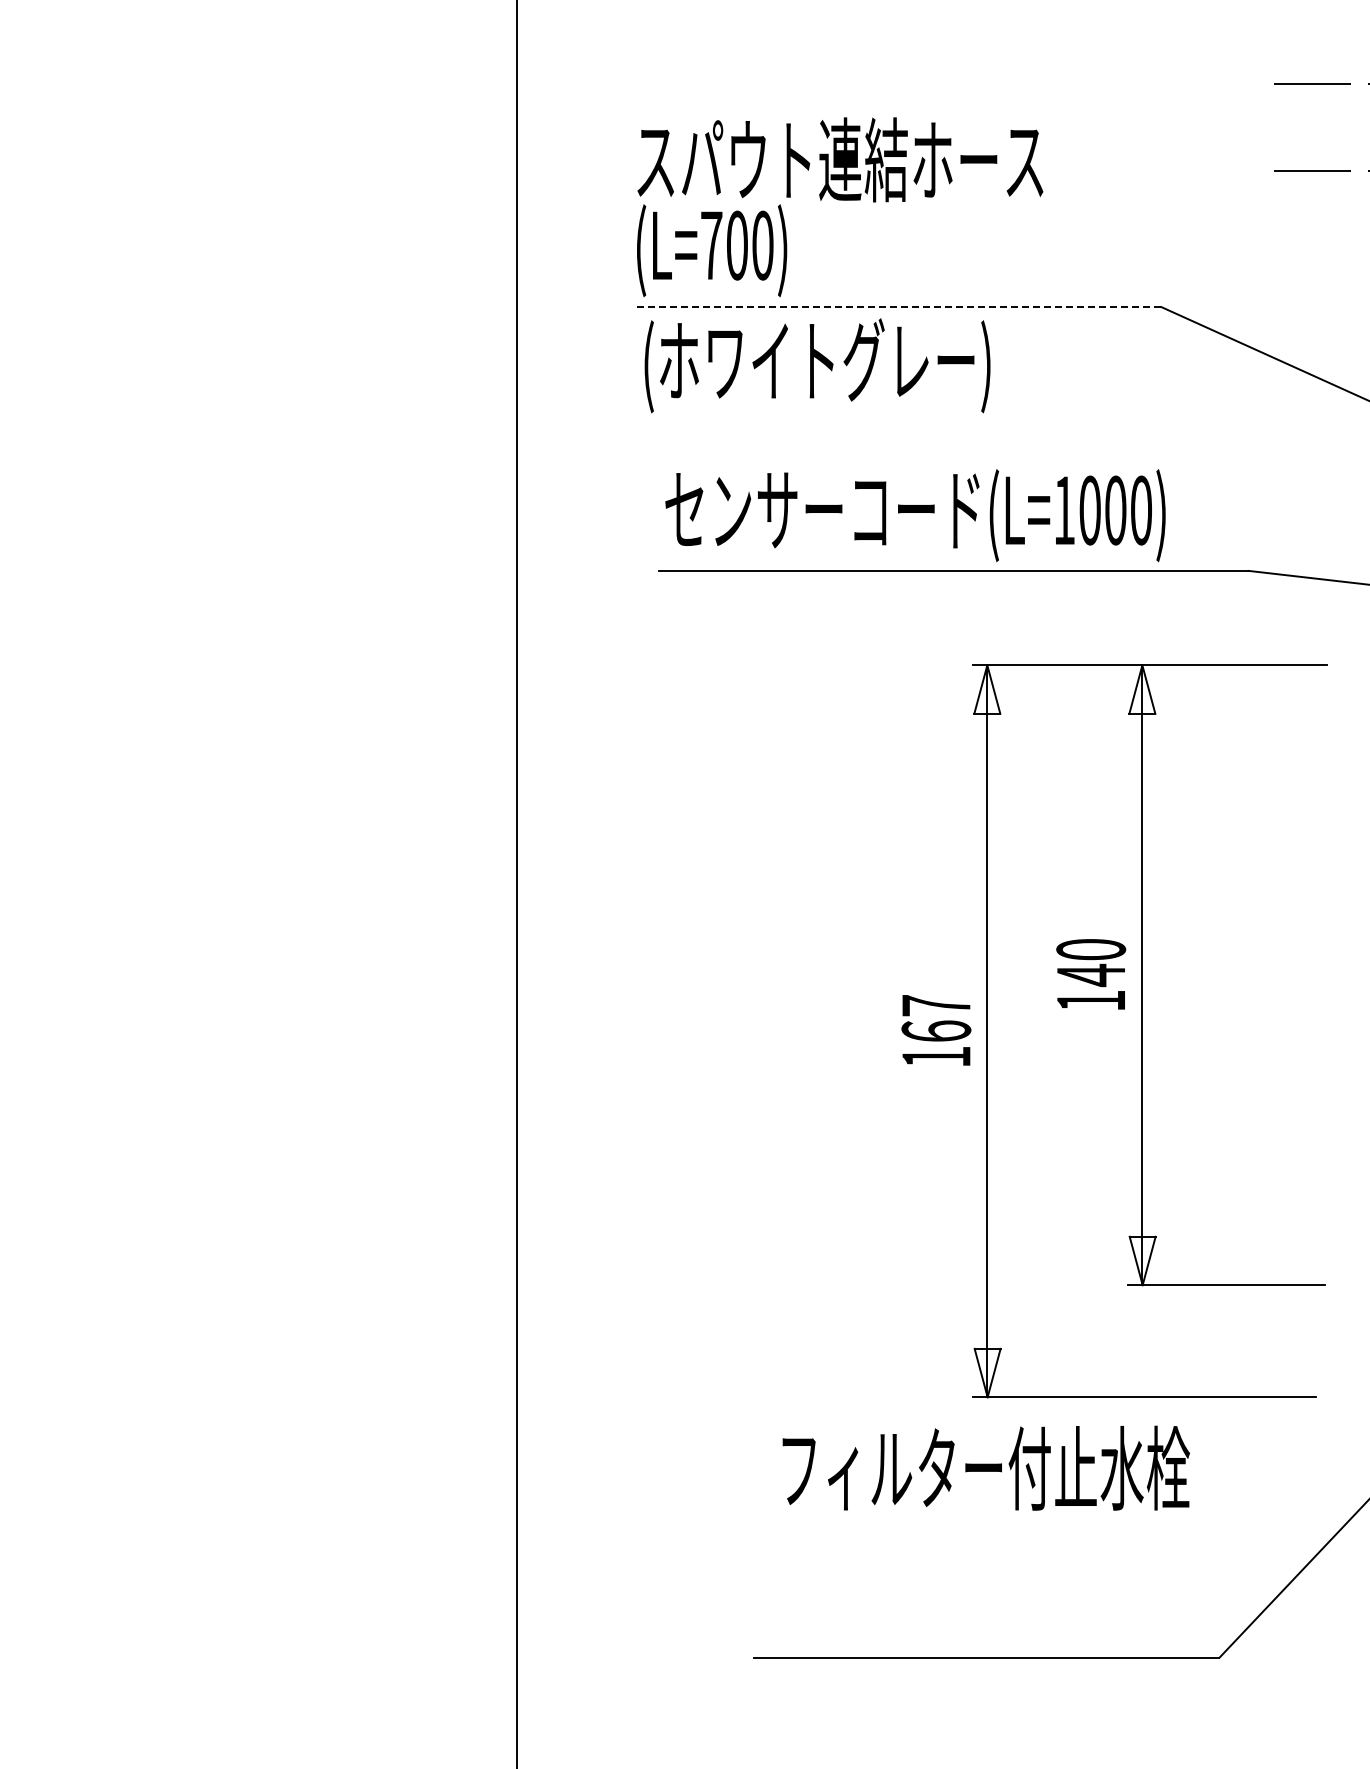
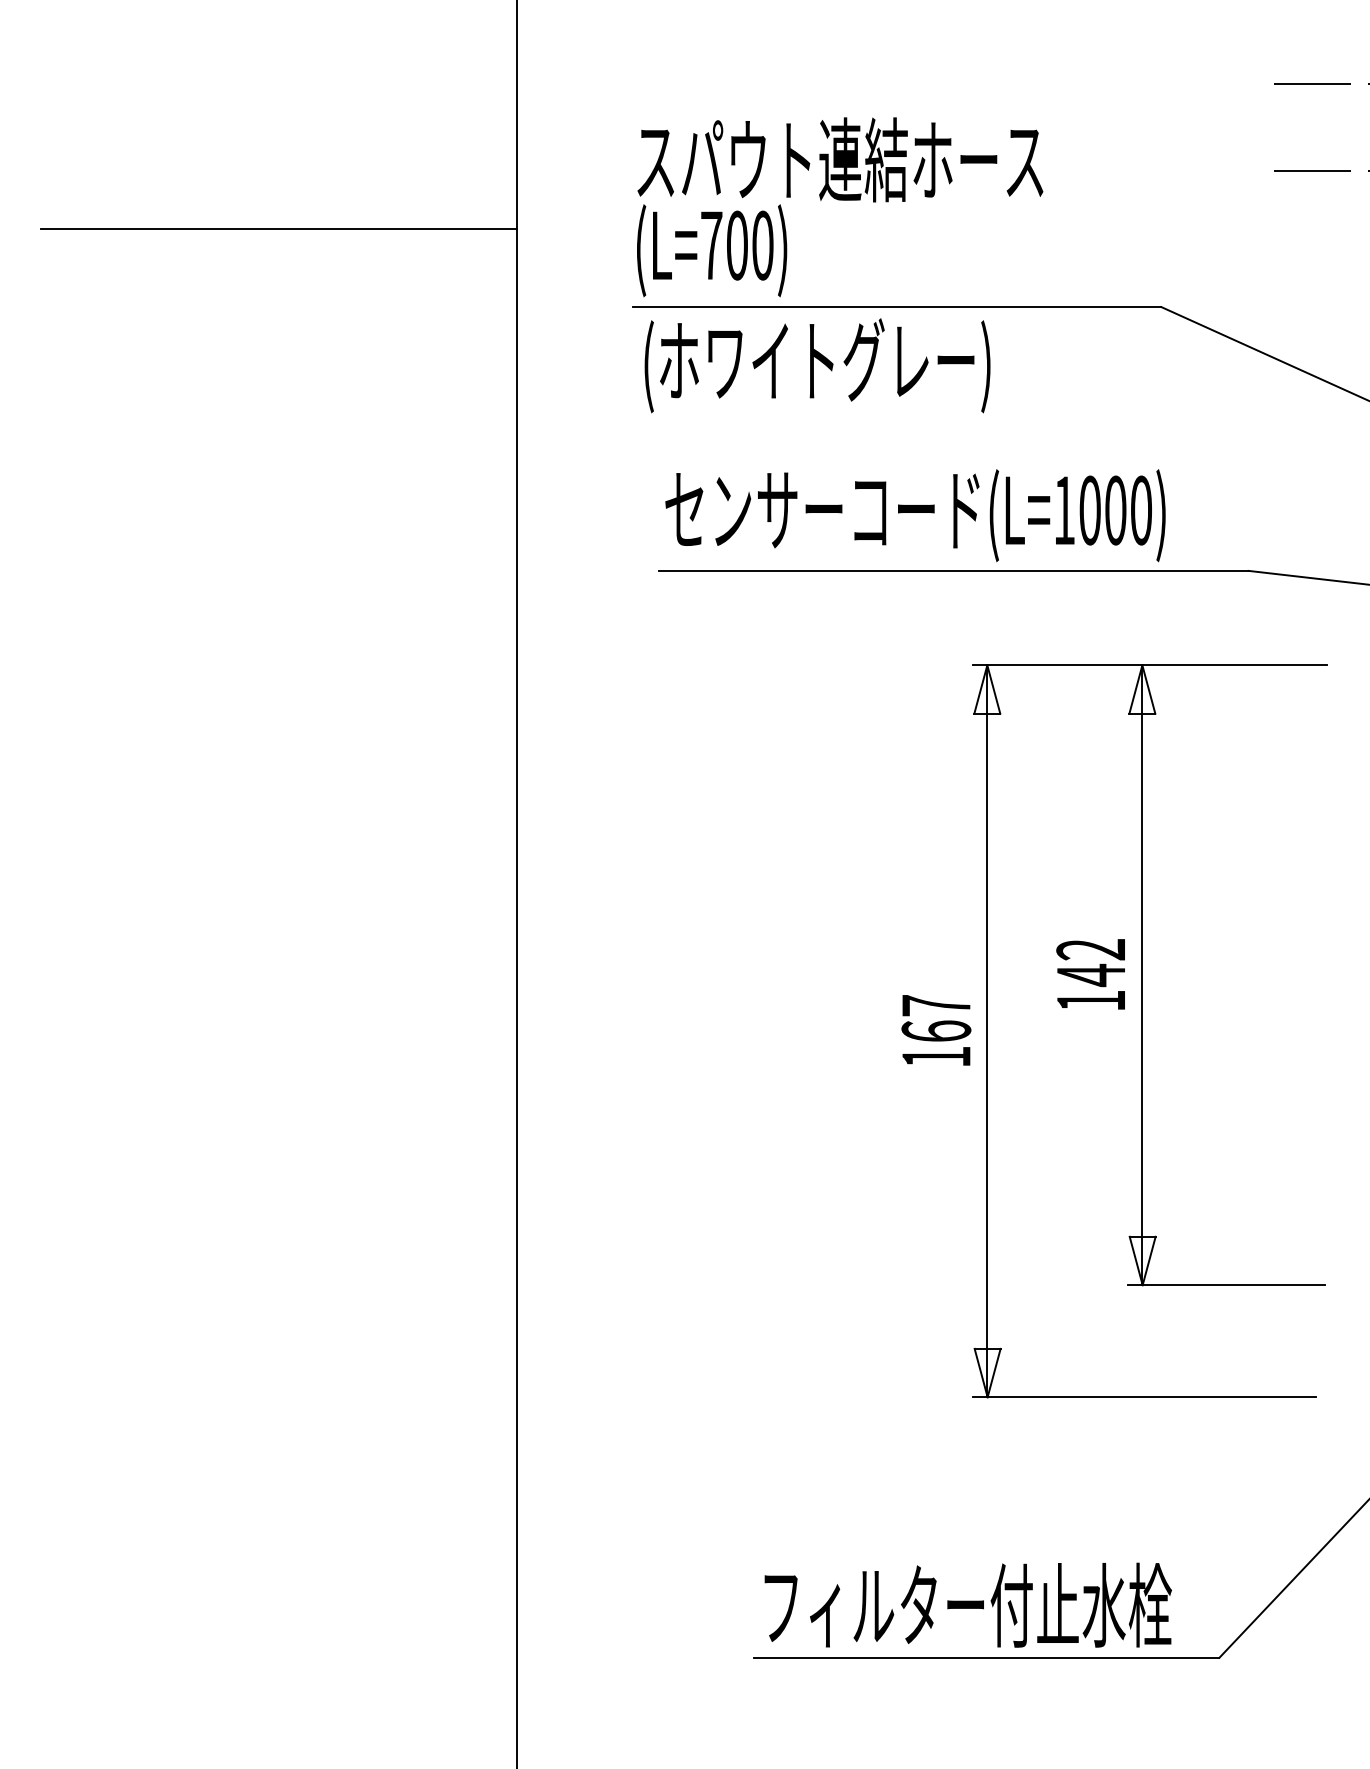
line: none -> present (279, 229)
line: dashed -> solid (897, 307)
text: 140 -> 142 (1091, 949)
text position: (985, 1467) -> (967, 1604) (967, 1604)
